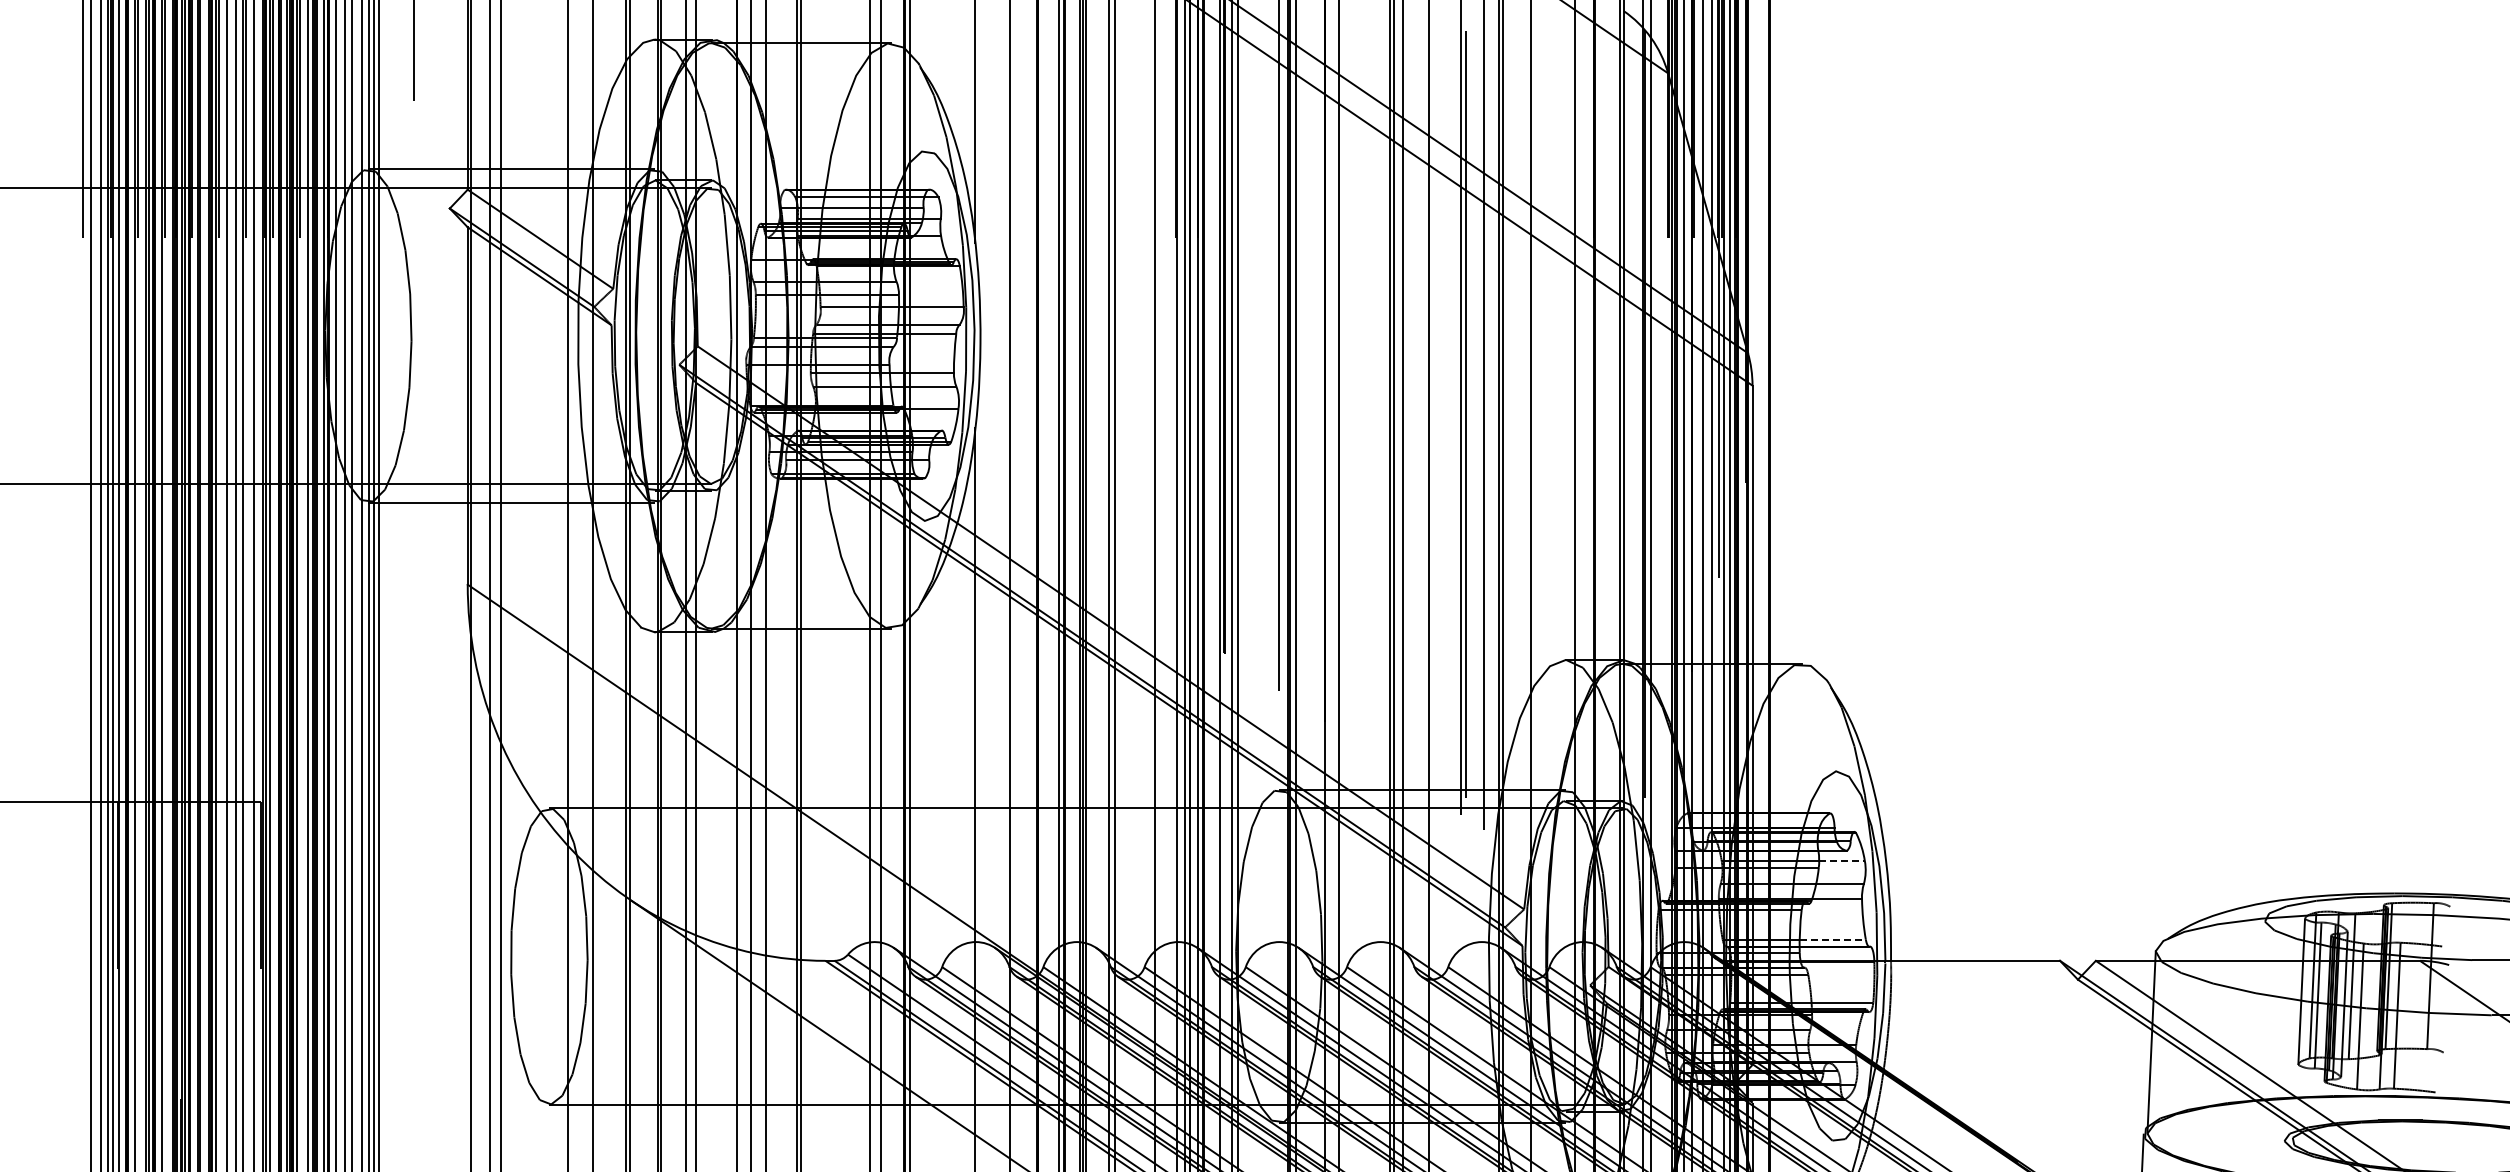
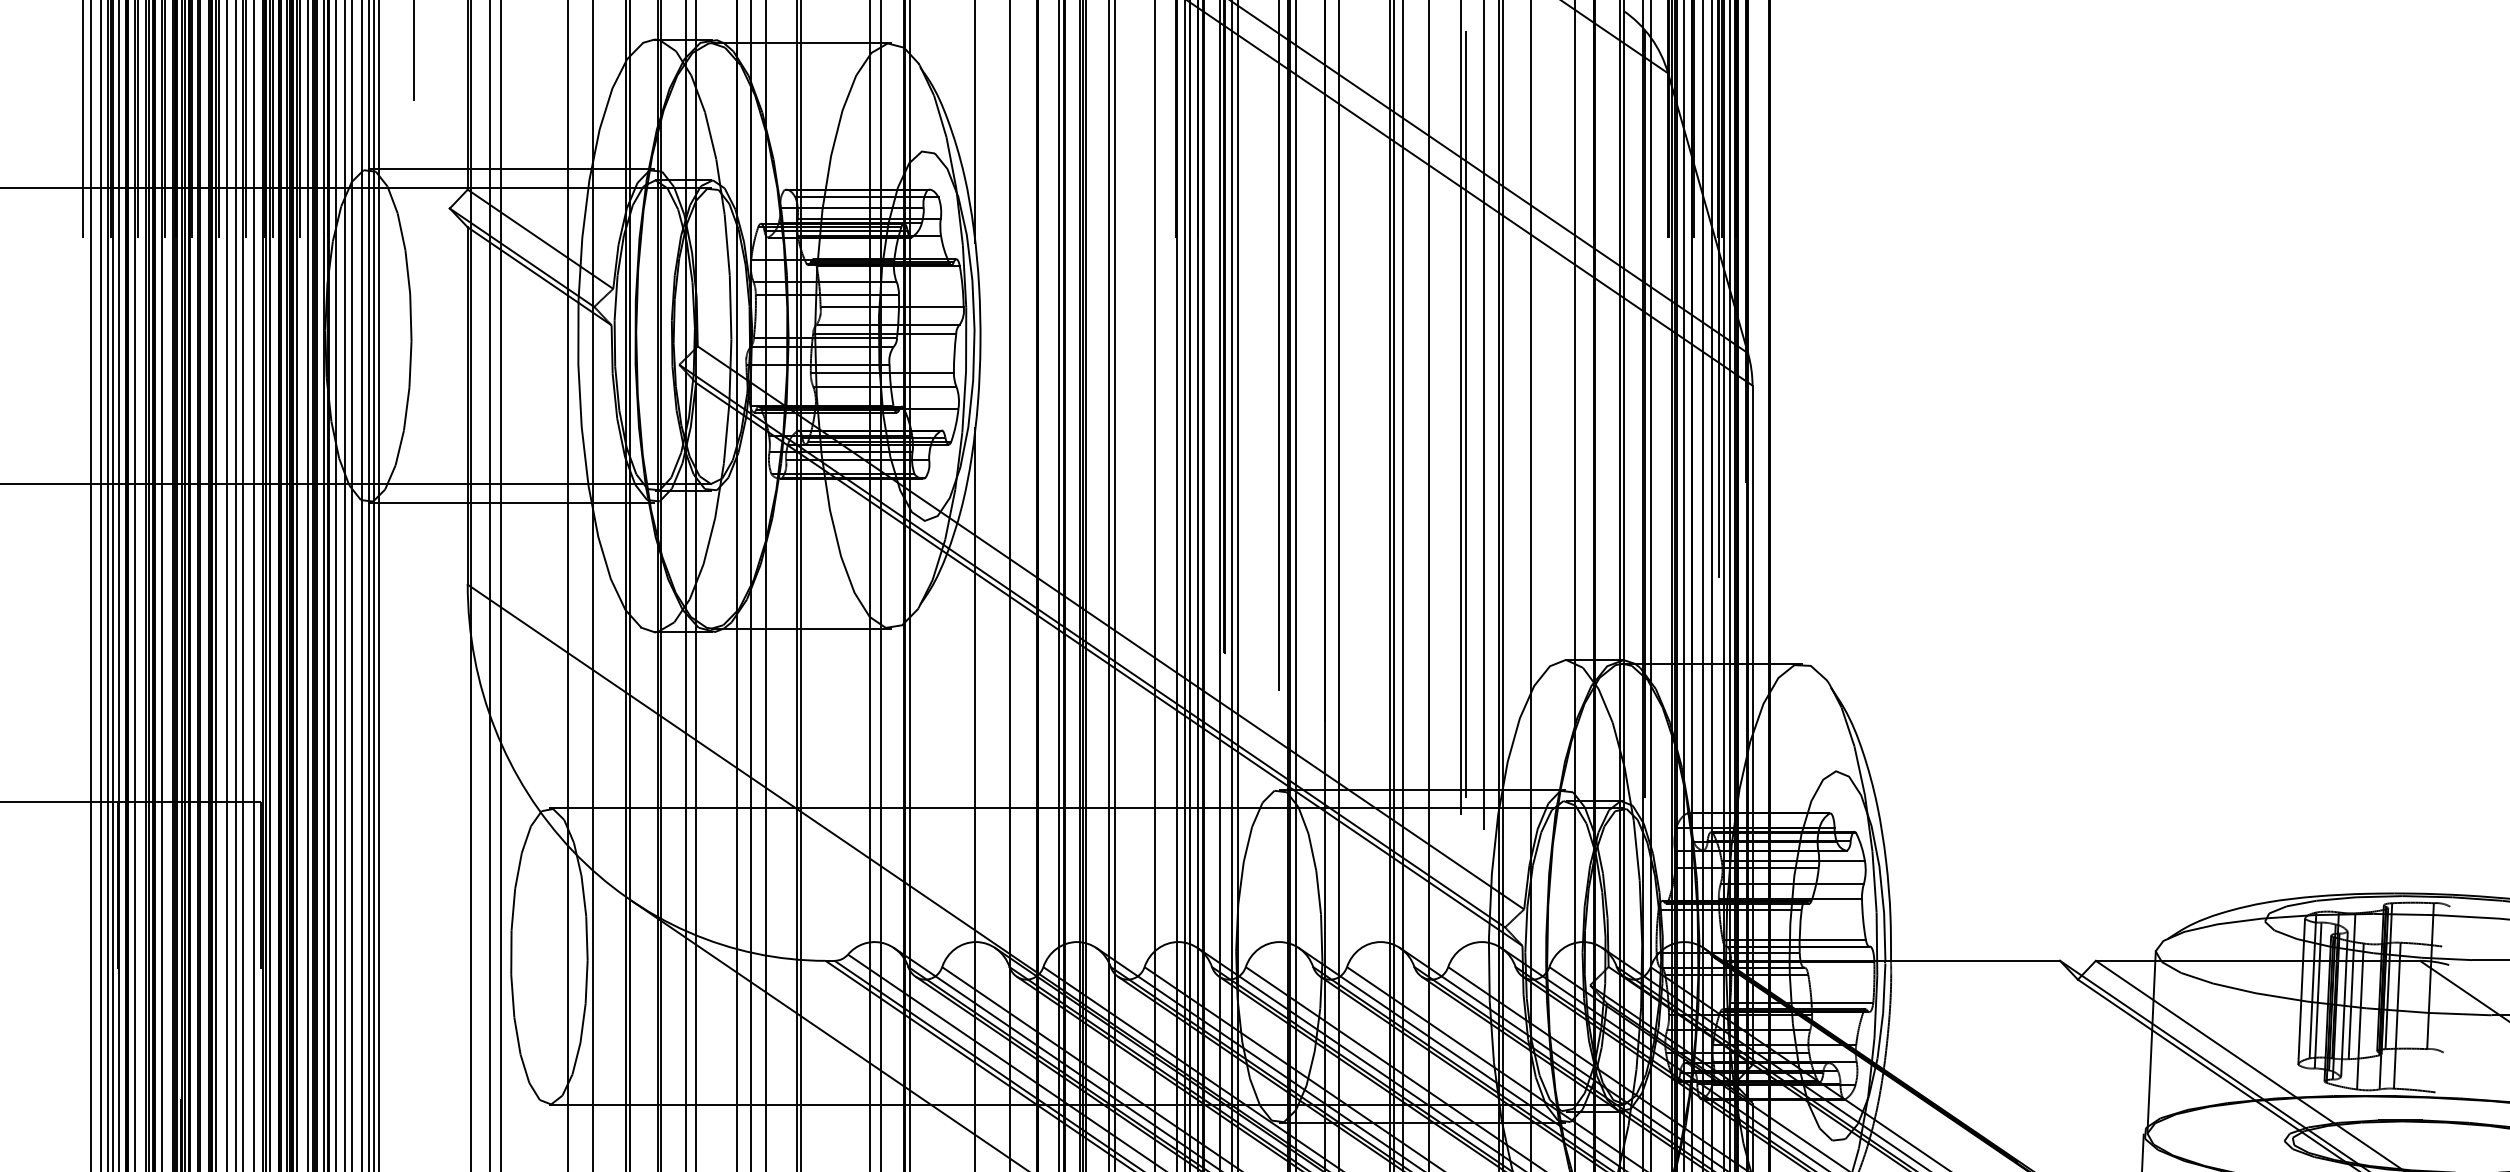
line: dashed -> solid (1842, 861)
line: dashed -> solid (1833, 939)
